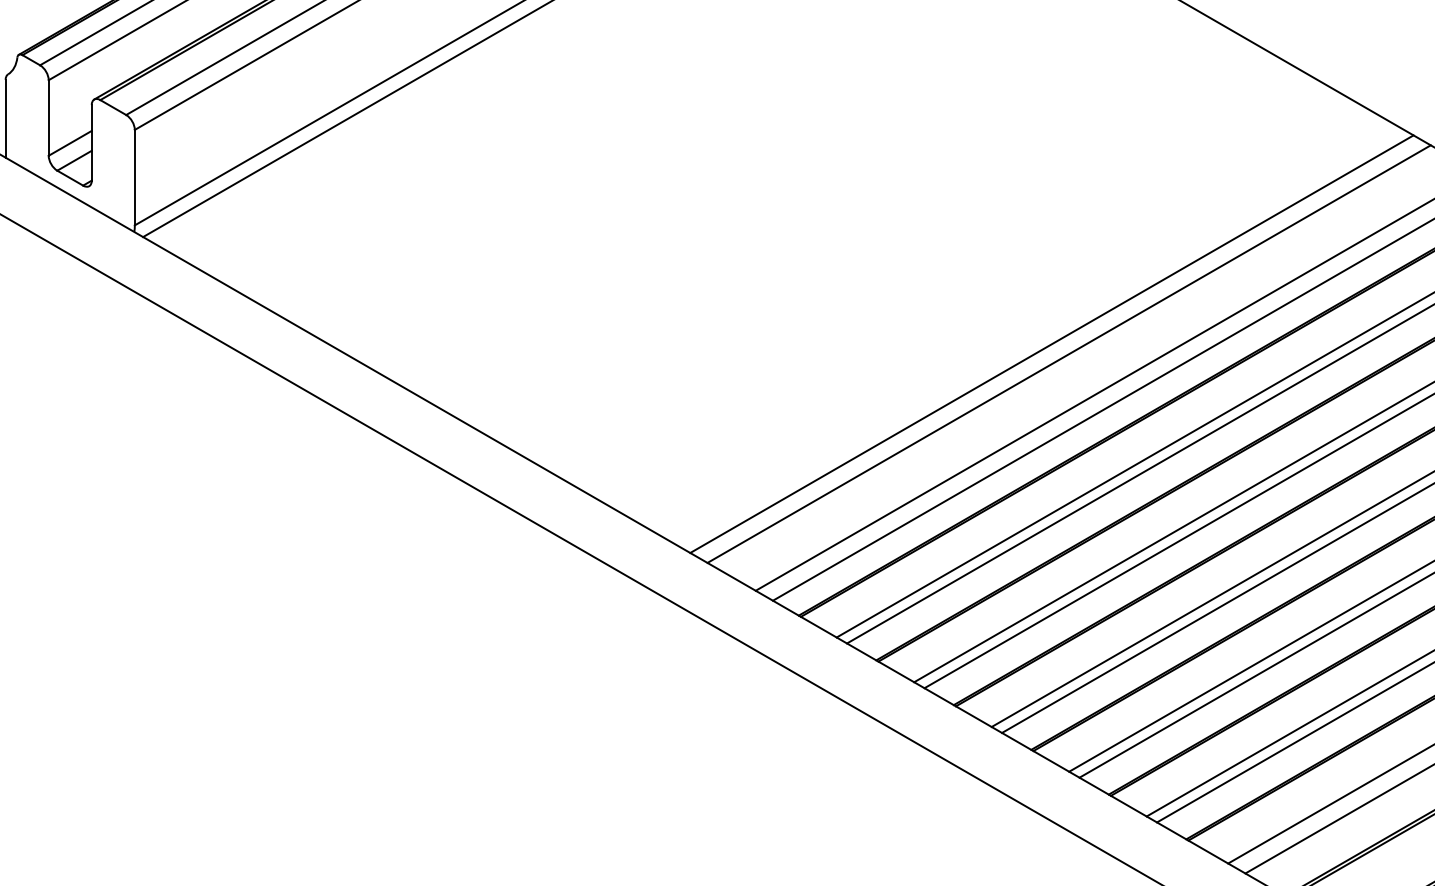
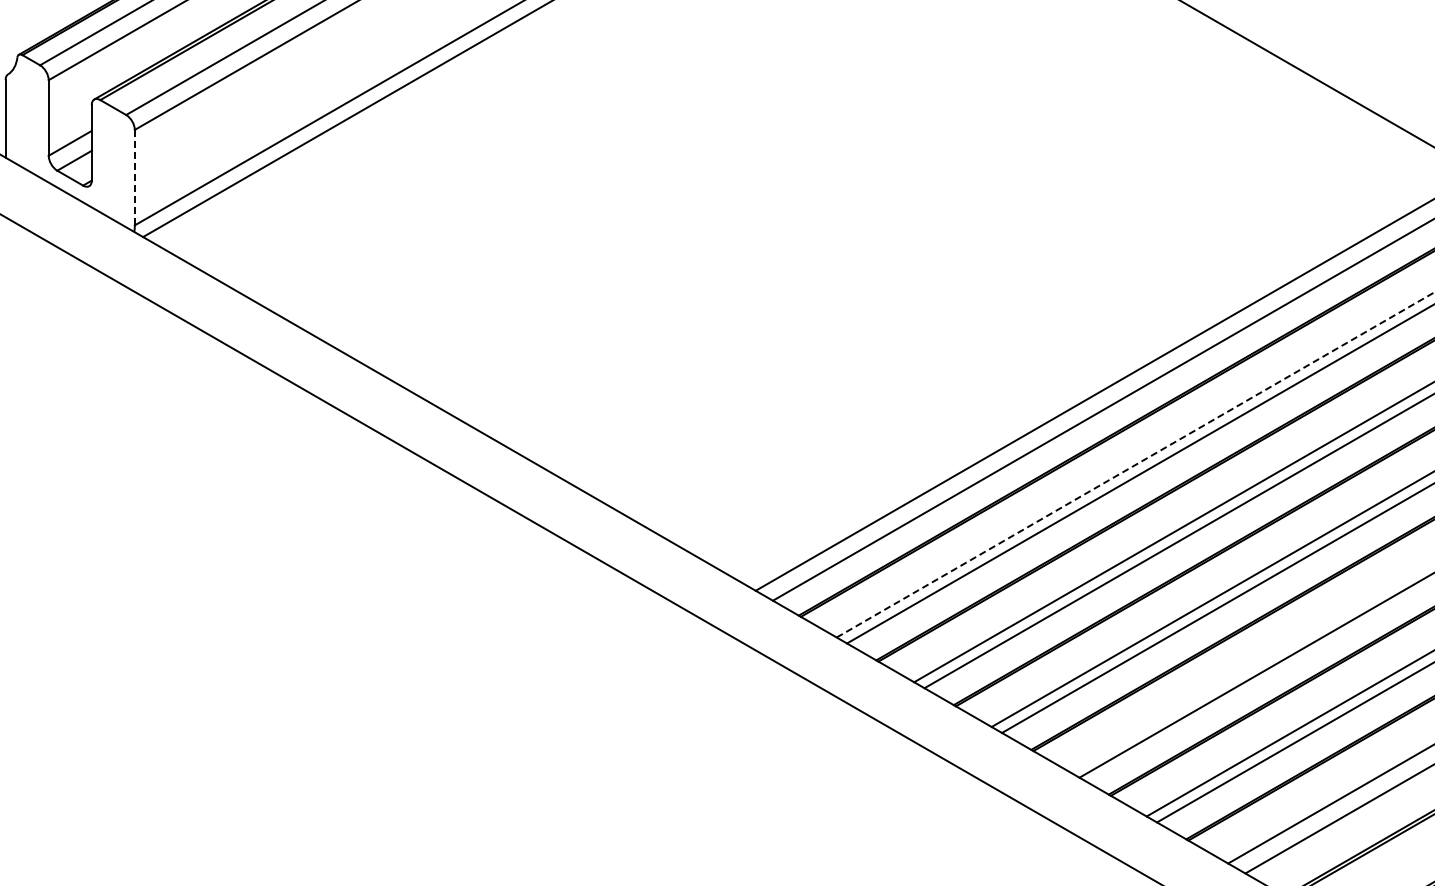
line: solid -> dashed (134, 177)
line: present -> none (1051, 343)
line: present -> none (1068, 353)
line: solid -> dashed (1136, 464)
line: present -> none (1250, 666)
